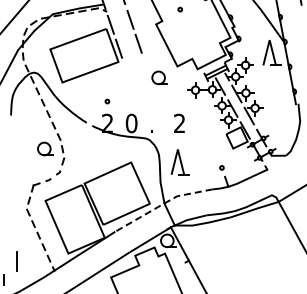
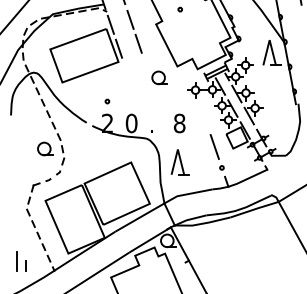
text: 2 -> 8 (179, 123)
line: none -> present (214, 146)
line: dashed -> solid (162, 204)
line position: (3, 279) -> (25, 265) (25, 265)
